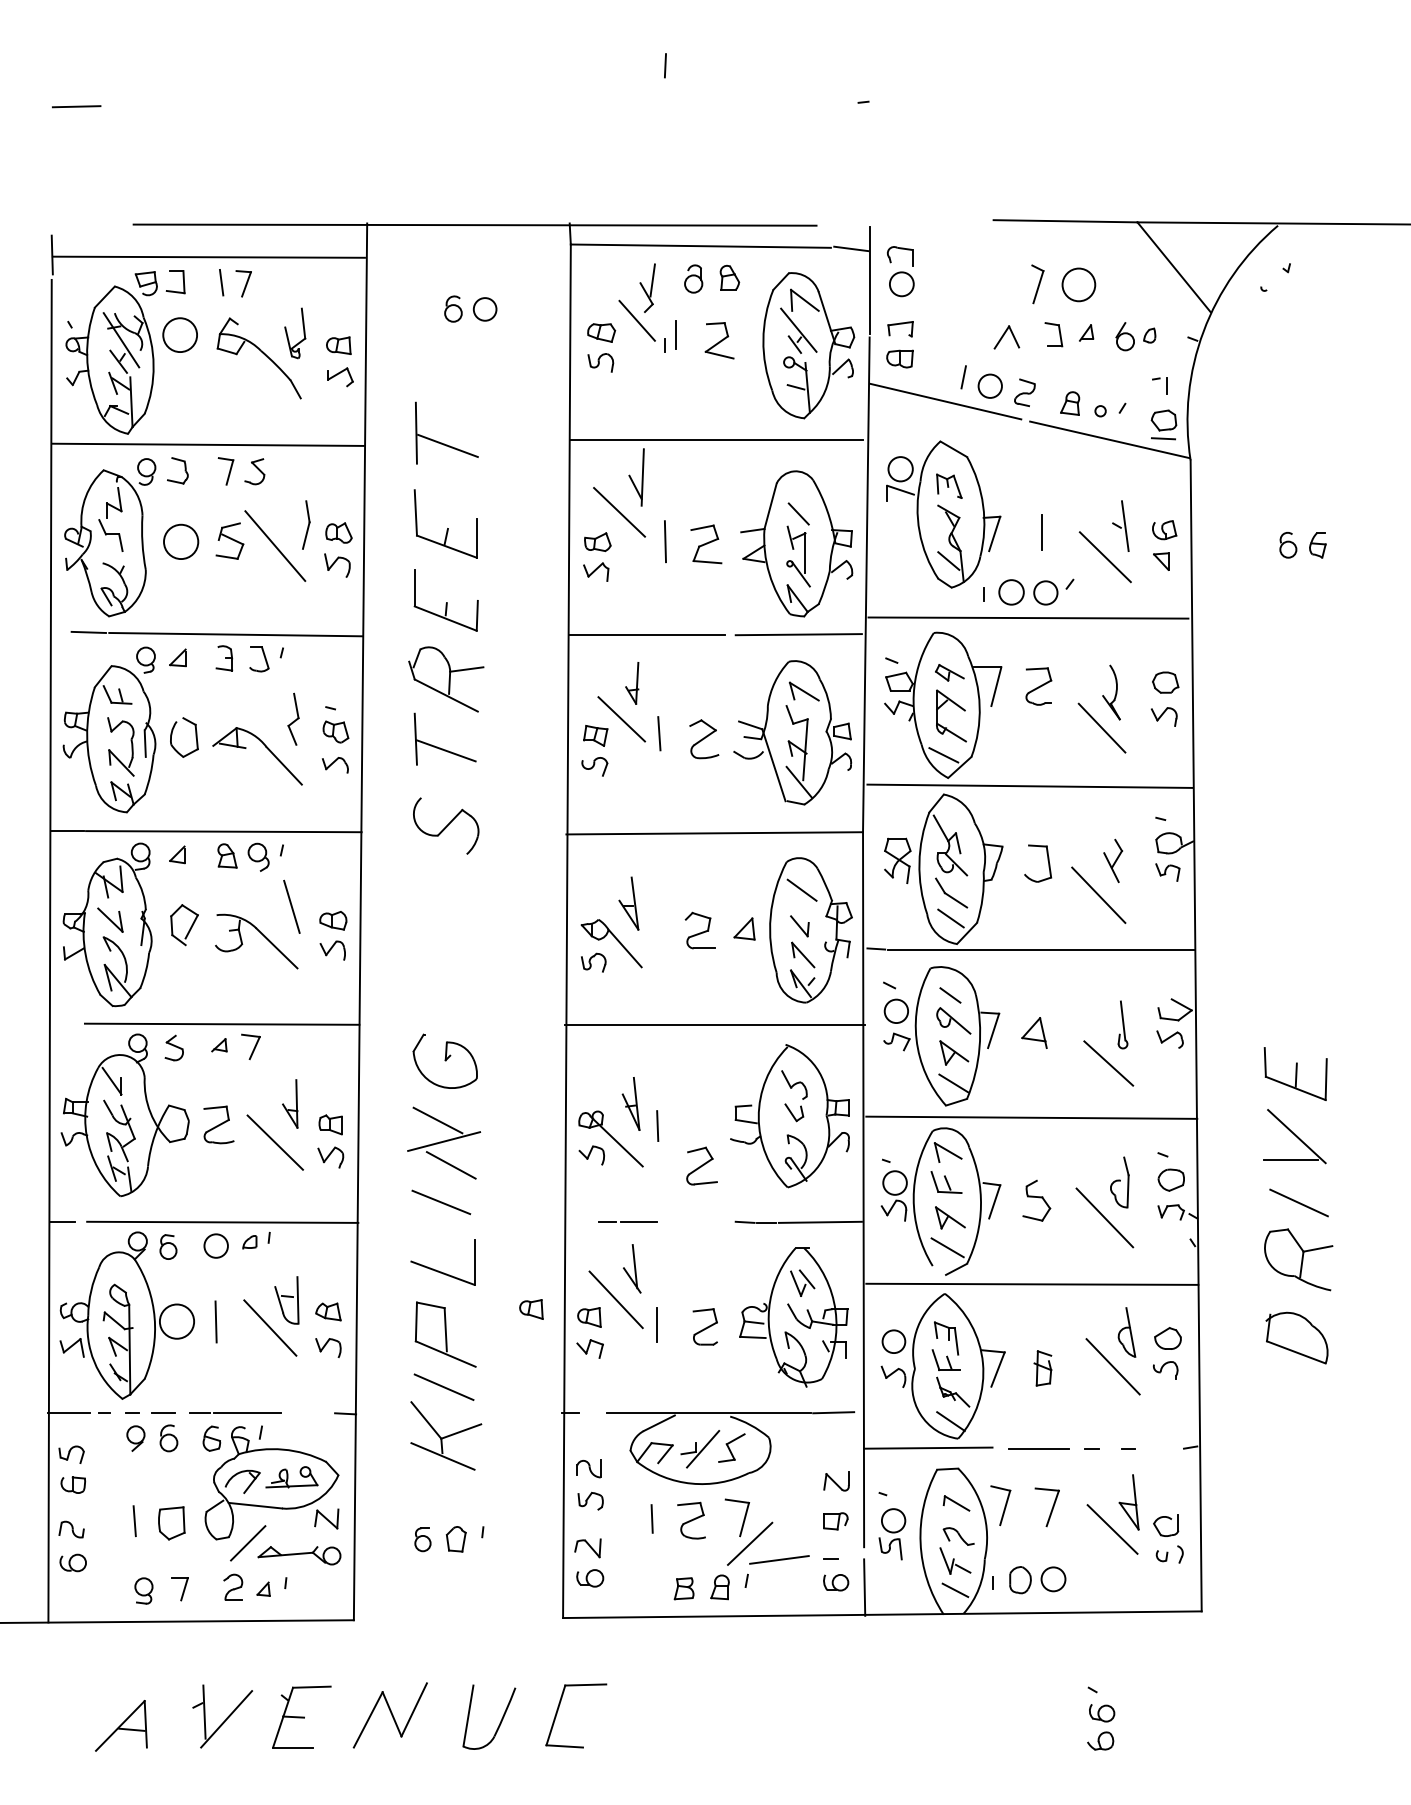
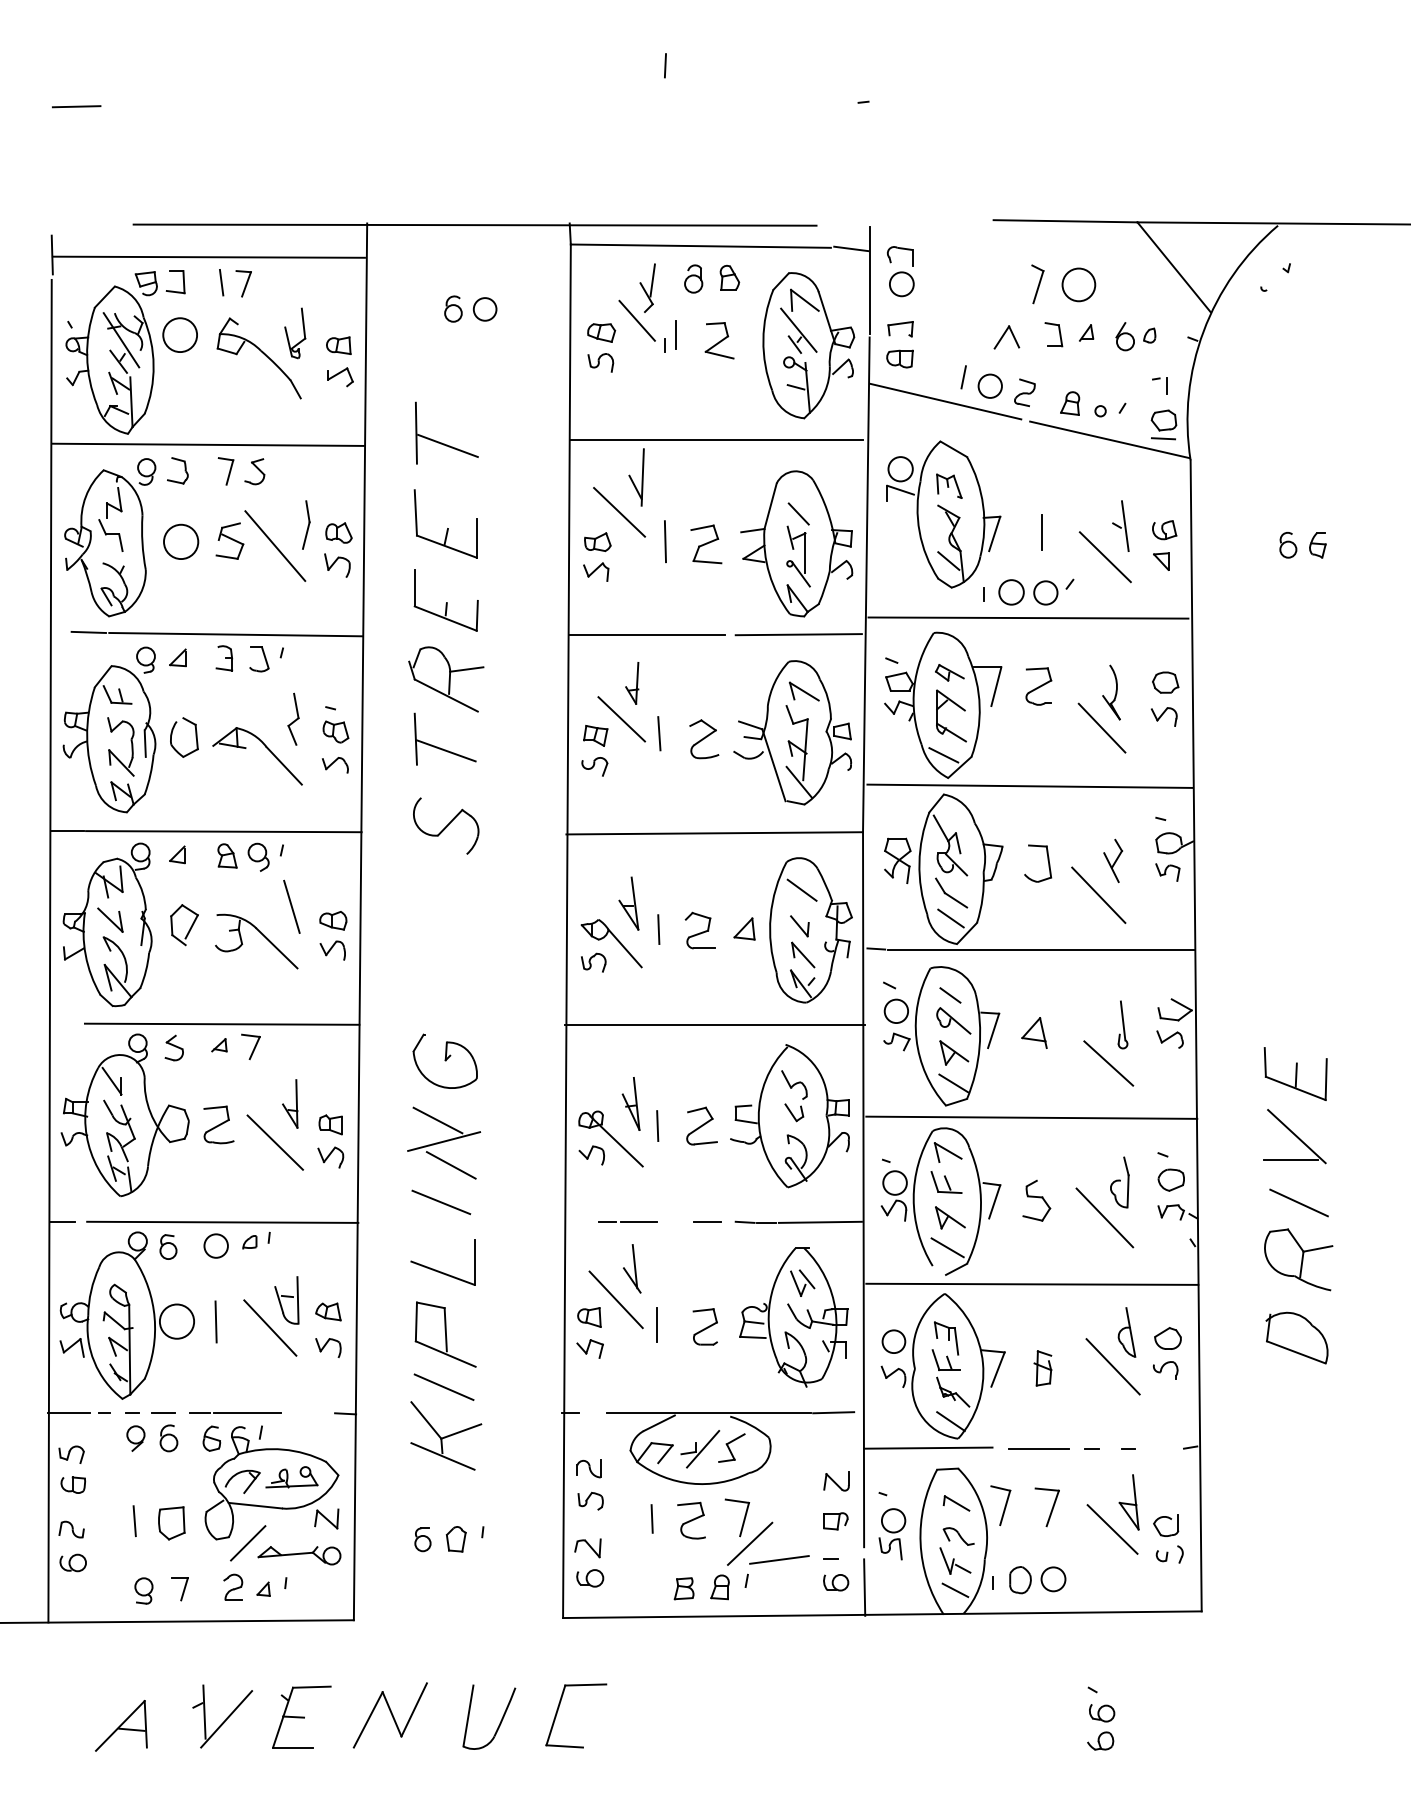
line: none -> present (658, 929)
part position: (701, 1165) -> (701, 1125) (701, 1125)
line: none -> present (707, 1221)
part: present -> none (531, 1309)
